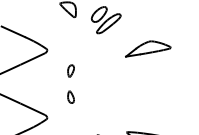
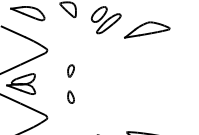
part: none -> present (27, 13)
part position: (148, 48) -> (147, 29) (147, 29)
part: none -> present (21, 83)
